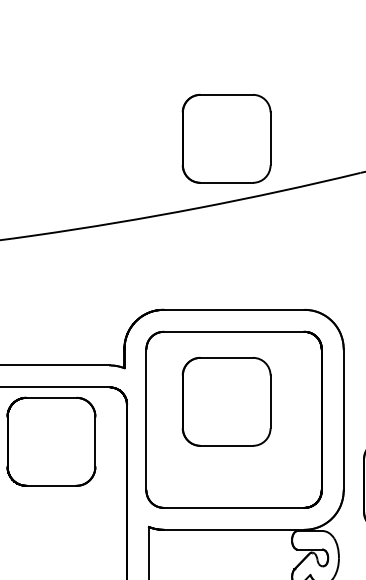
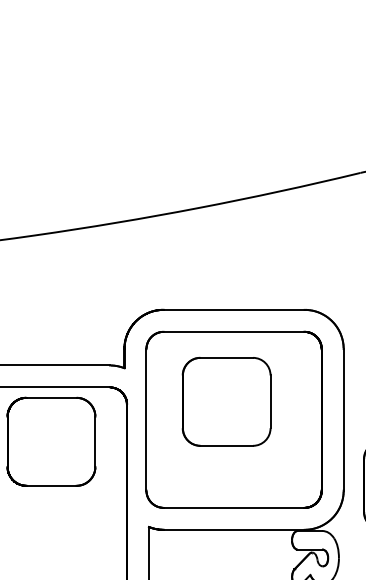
part: present -> none (226, 138)
